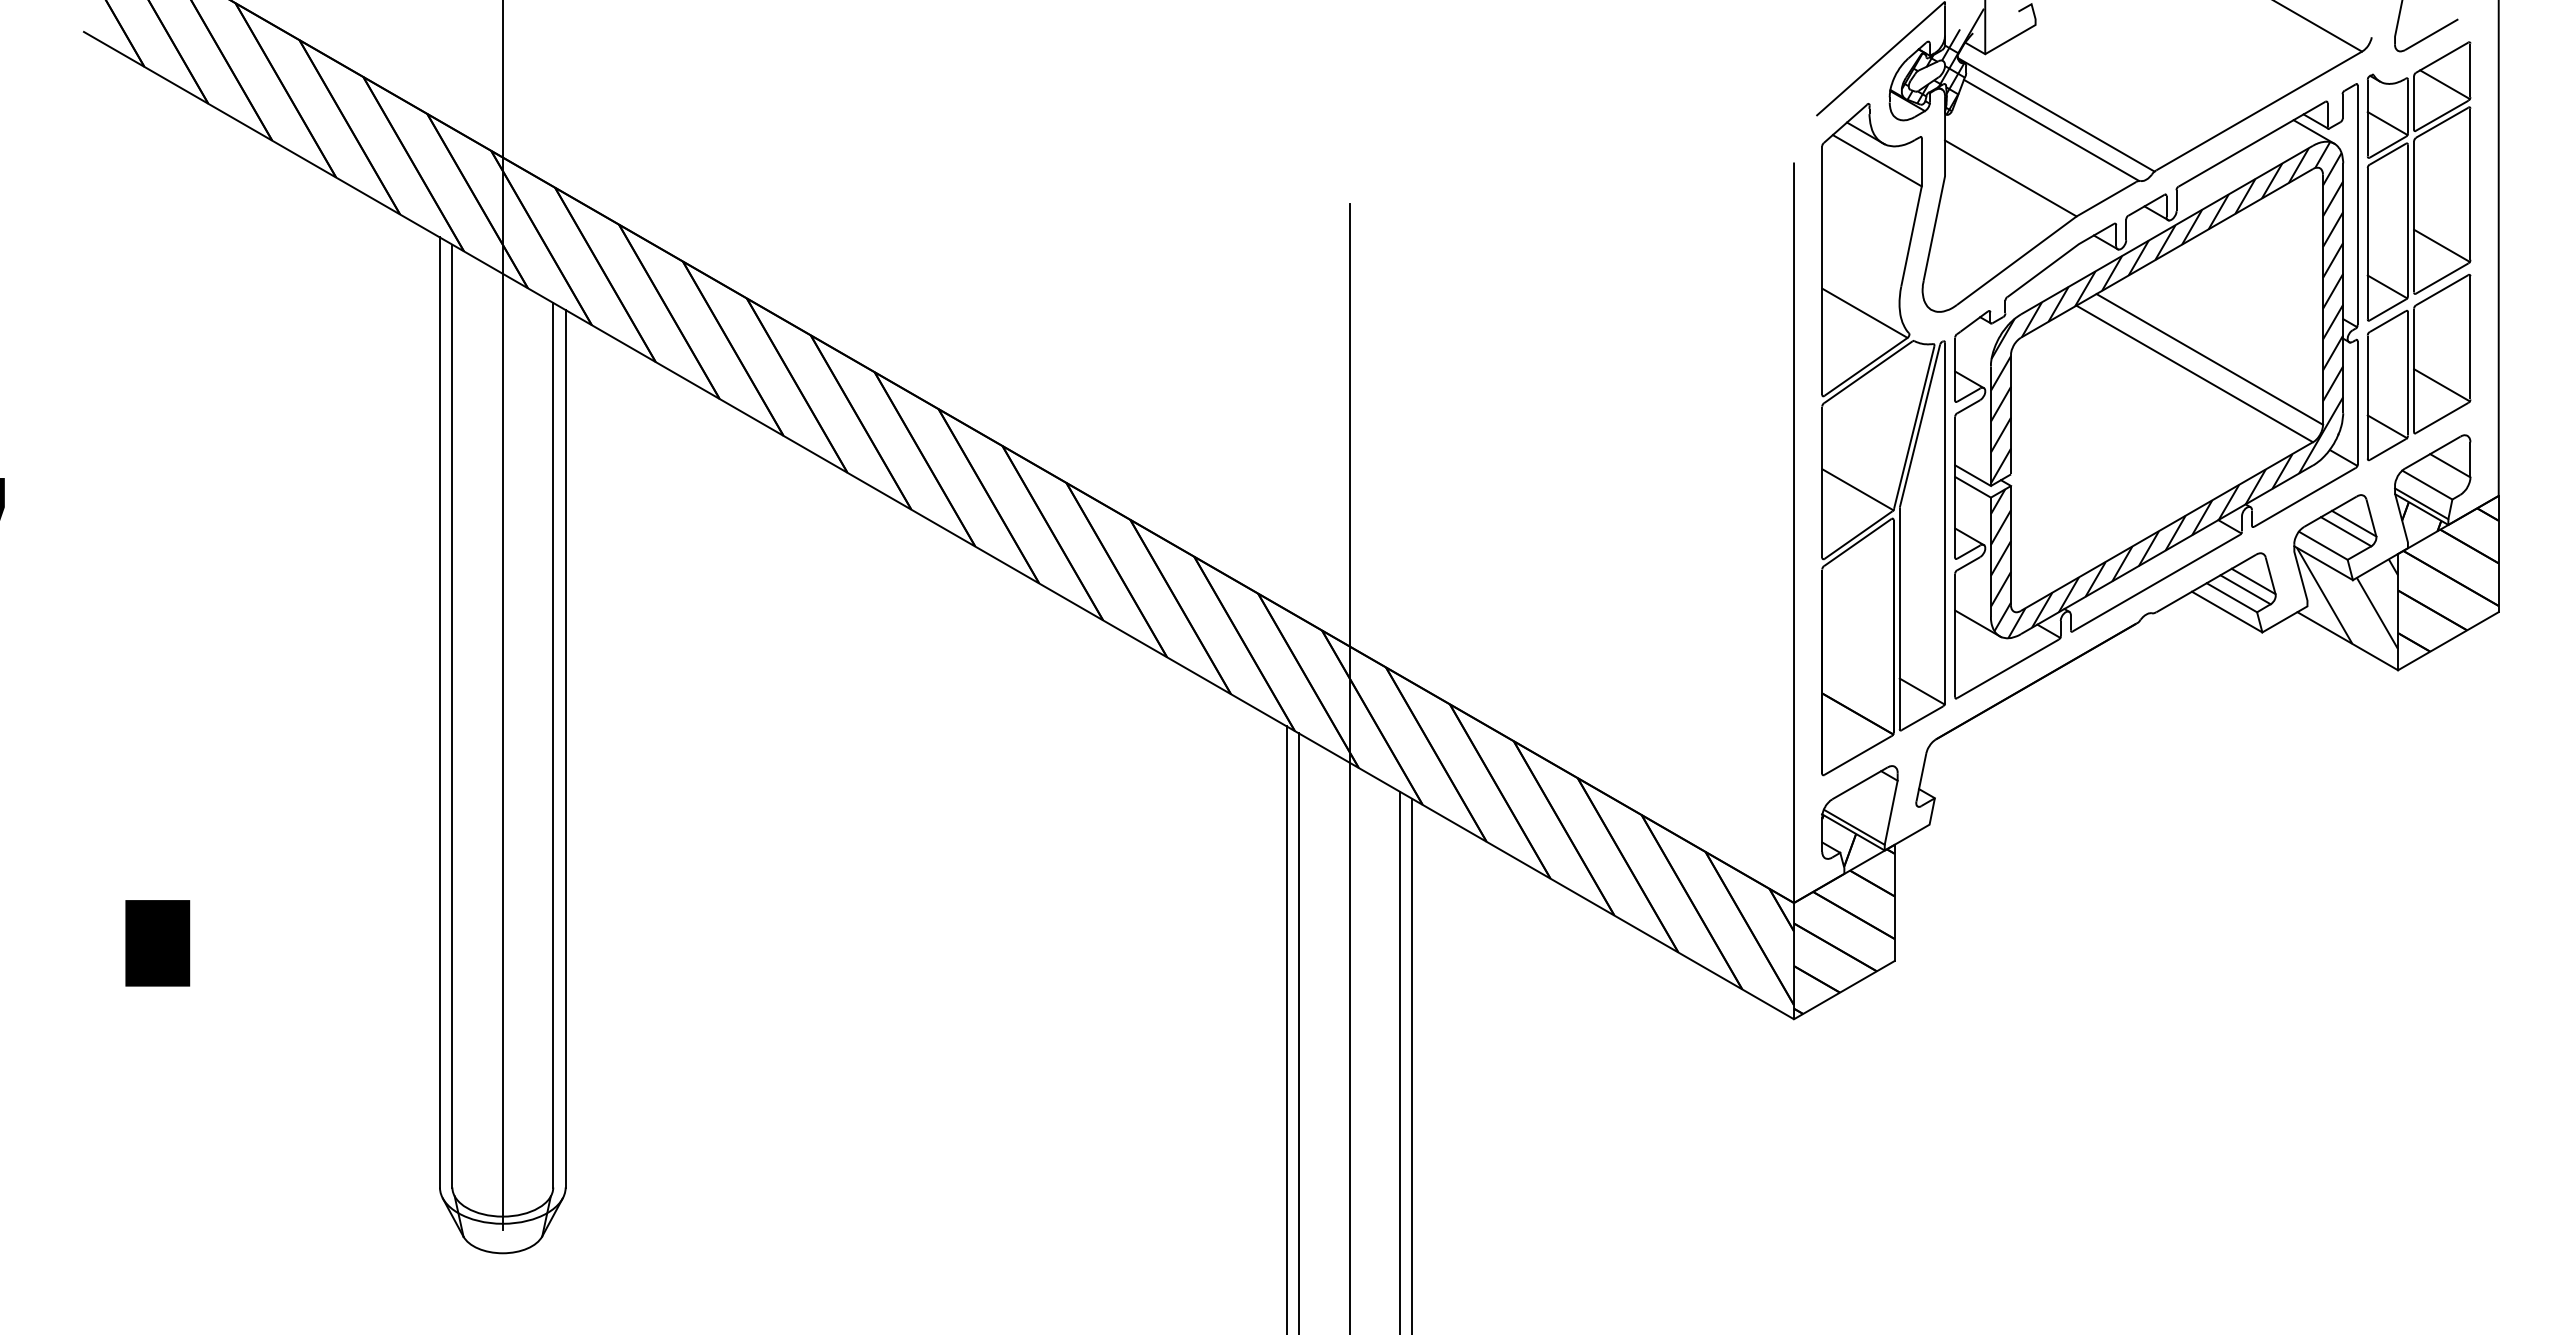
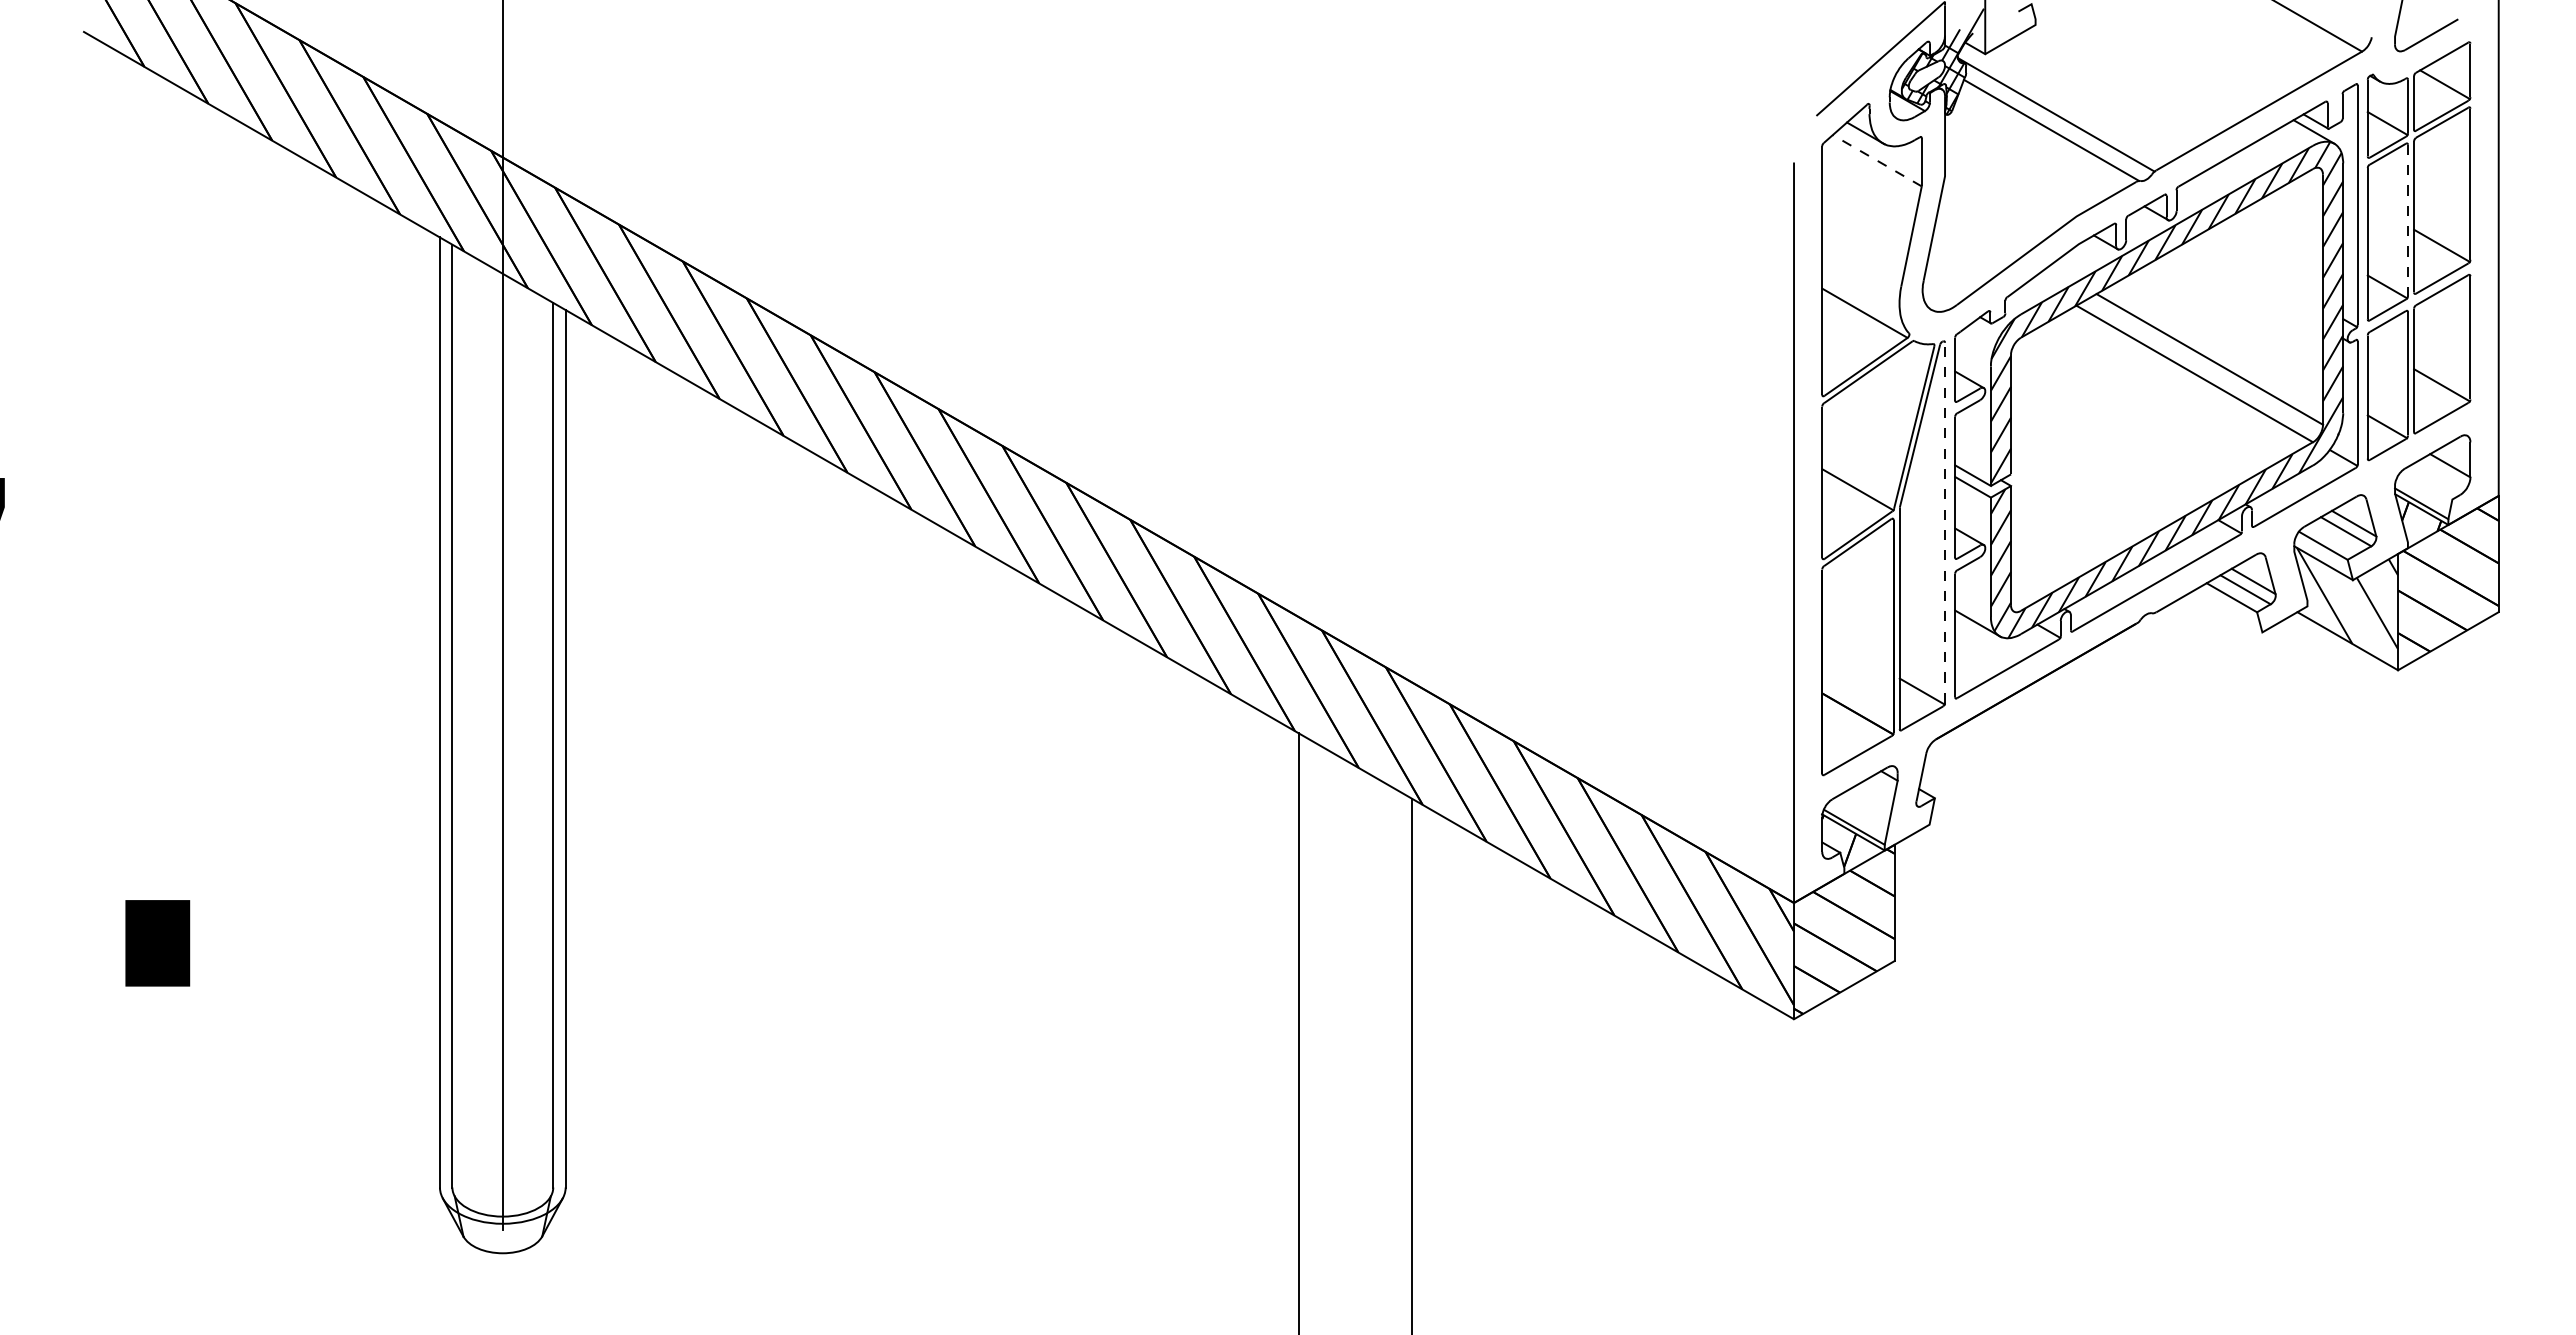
line: solid -> dashed (1876, 160)
line: present -> none (2010, 178)
line: solid -> dashed (2407, 220)
line: present -> none (2427, 484)
line: solid -> dashed (1945, 522)
line: present -> none (2226, 611)
line: present -> none (1349, 767)
line: present -> none (1286, 1028)
line: present -> none (1400, 1061)
